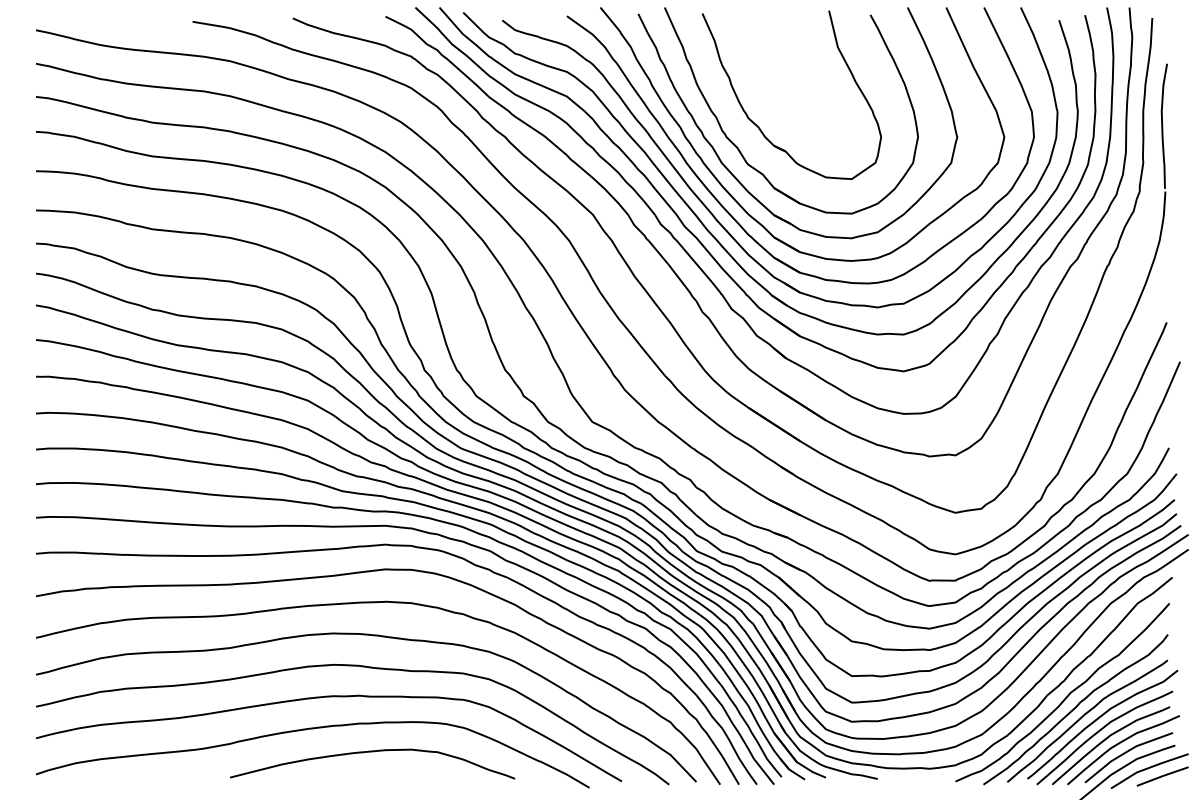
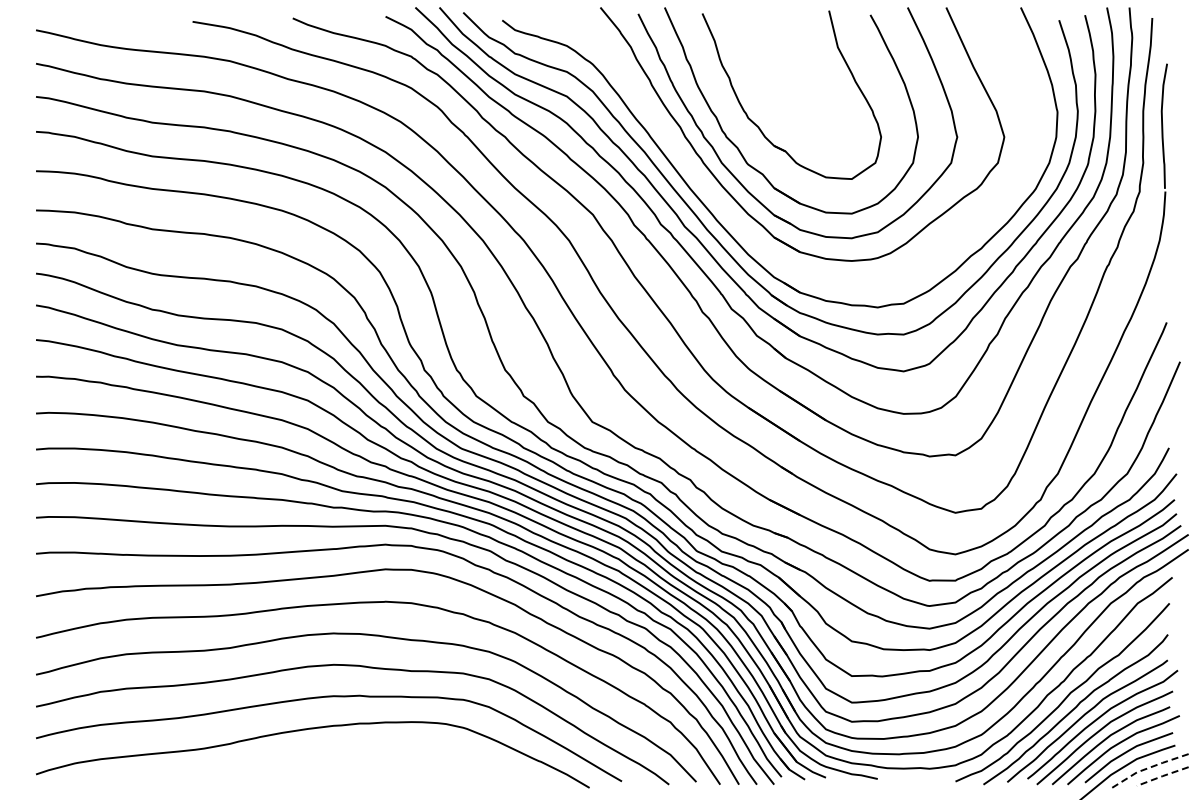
part: present -> none (731, 214)
curve: present -> none (372, 752)
line: solid -> dashed (1147, 768)
line: solid -> dashed (1162, 776)
